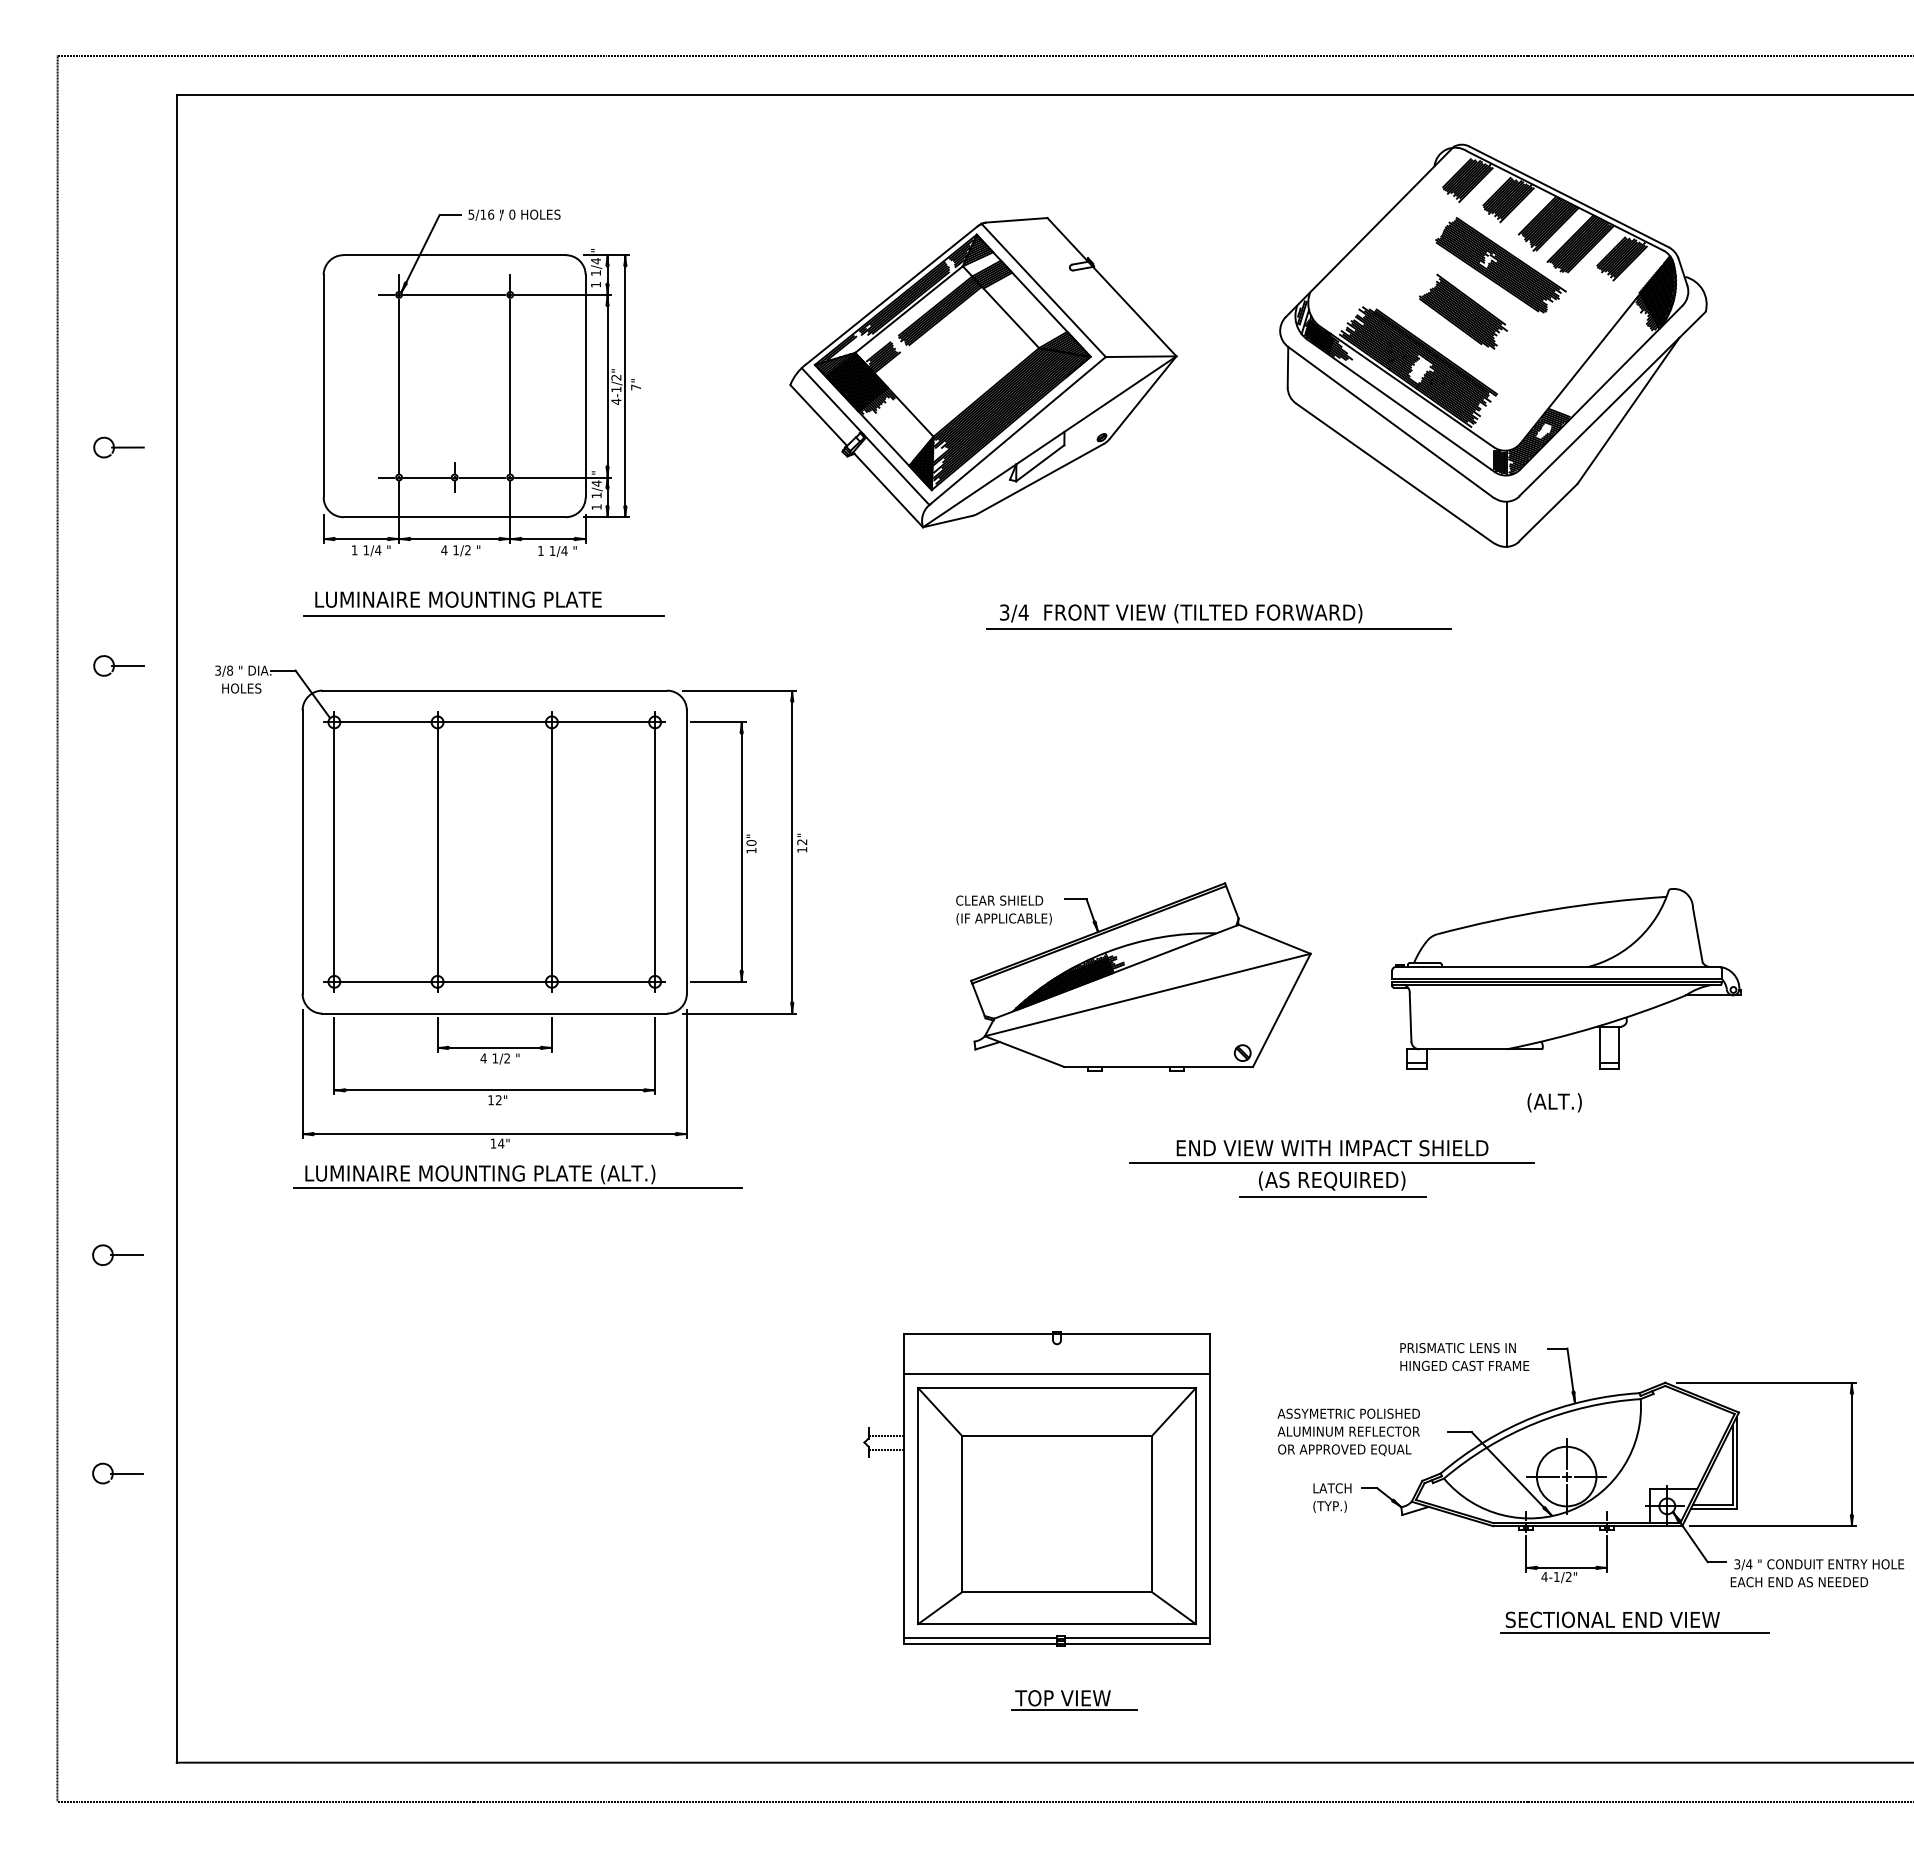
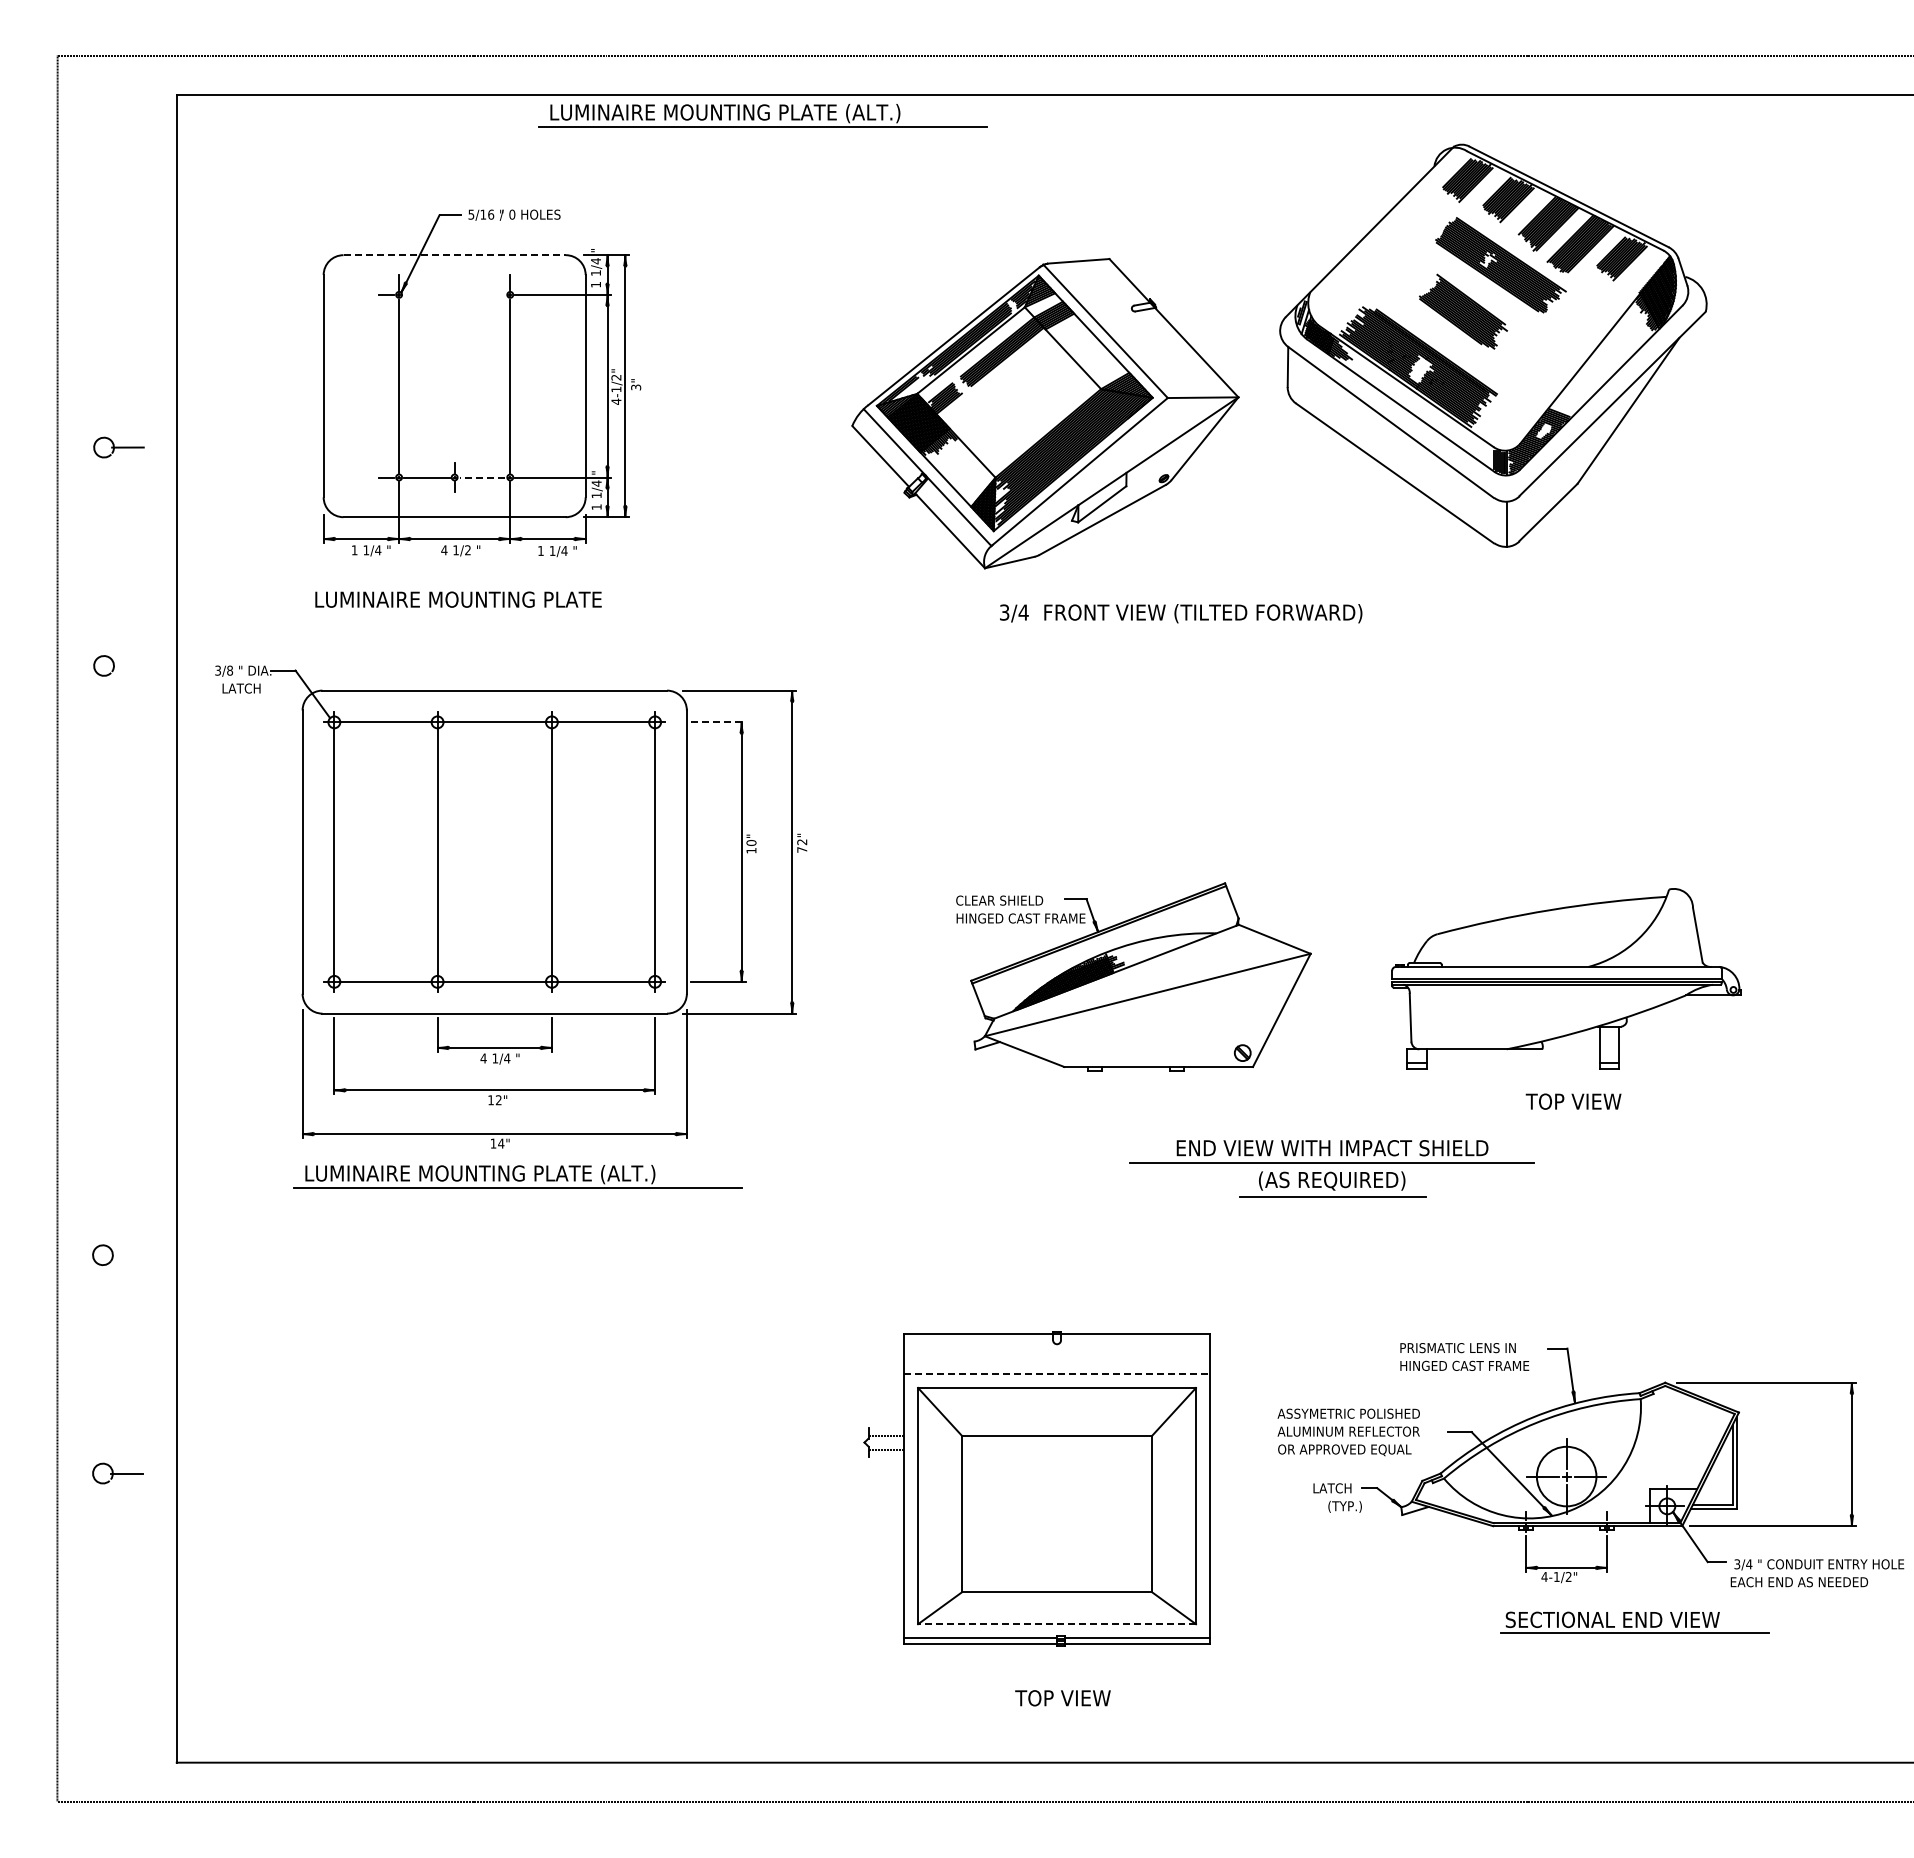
part: none -> present (762, 115)
line: solid -> dashed (455, 255)
line: present -> none (454, 294)
part position: (983, 372) -> (1045, 413) (1045, 413)
text: 7" -> 3" (636, 387)
line: solid -> dashed (482, 477)
line: present -> none (483, 615)
line: present -> none (1219, 628)
line: present -> none (127, 665)
text: HOLES -> LATCH (241, 688)
line: solid -> dashed (718, 722)
text: 12" -> 72" (802, 849)
text: (IF APPLICABLE) -> HINGED CAST FRAME (1020, 919)
text: 1/2 -> 1/4 (507, 1058)
text: (ALT.) -> TOP VIEW (1573, 1102)
line: present -> none (126, 1255)
line: solid -> dashed (1057, 1374)
text position: (1329, 1506) -> (1344, 1506) (1344, 1506)
line: solid -> dashed (1057, 1624)
line: present -> none (1074, 1710)
